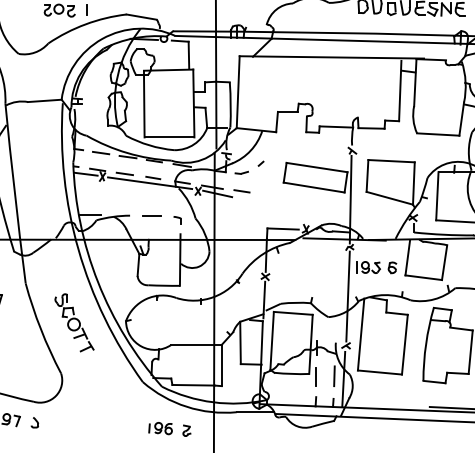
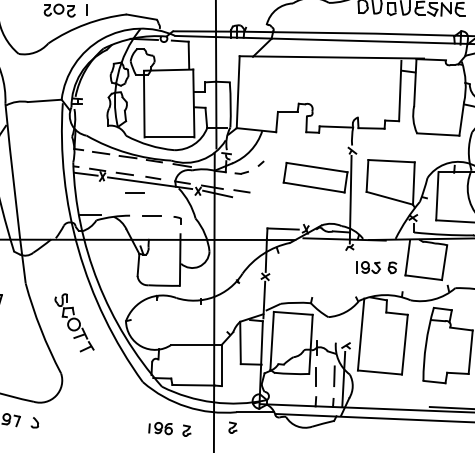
line: none -> present (134, 192)
line: present -> none (347, 296)
part: none -> present (232, 427)
